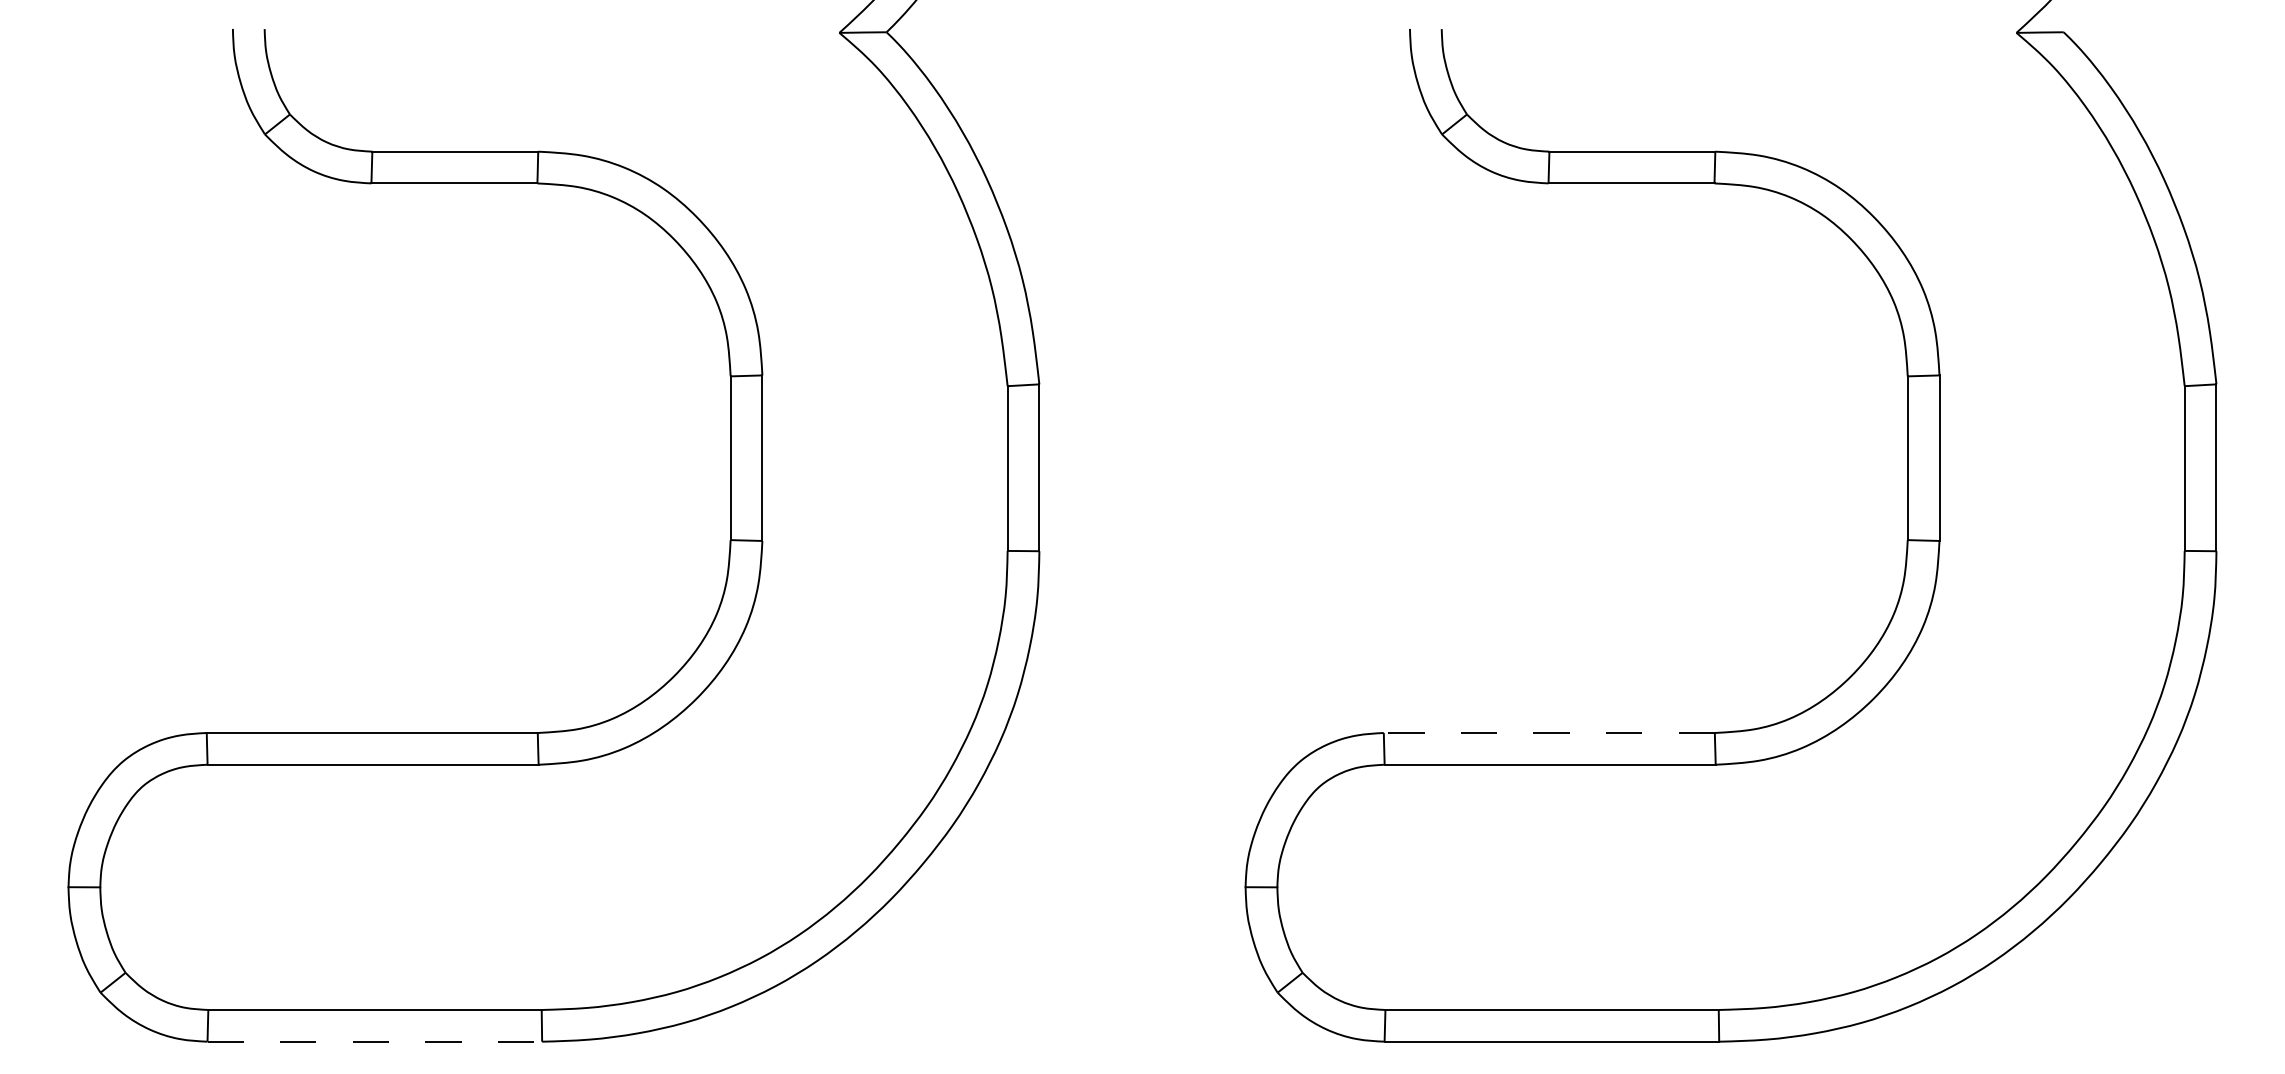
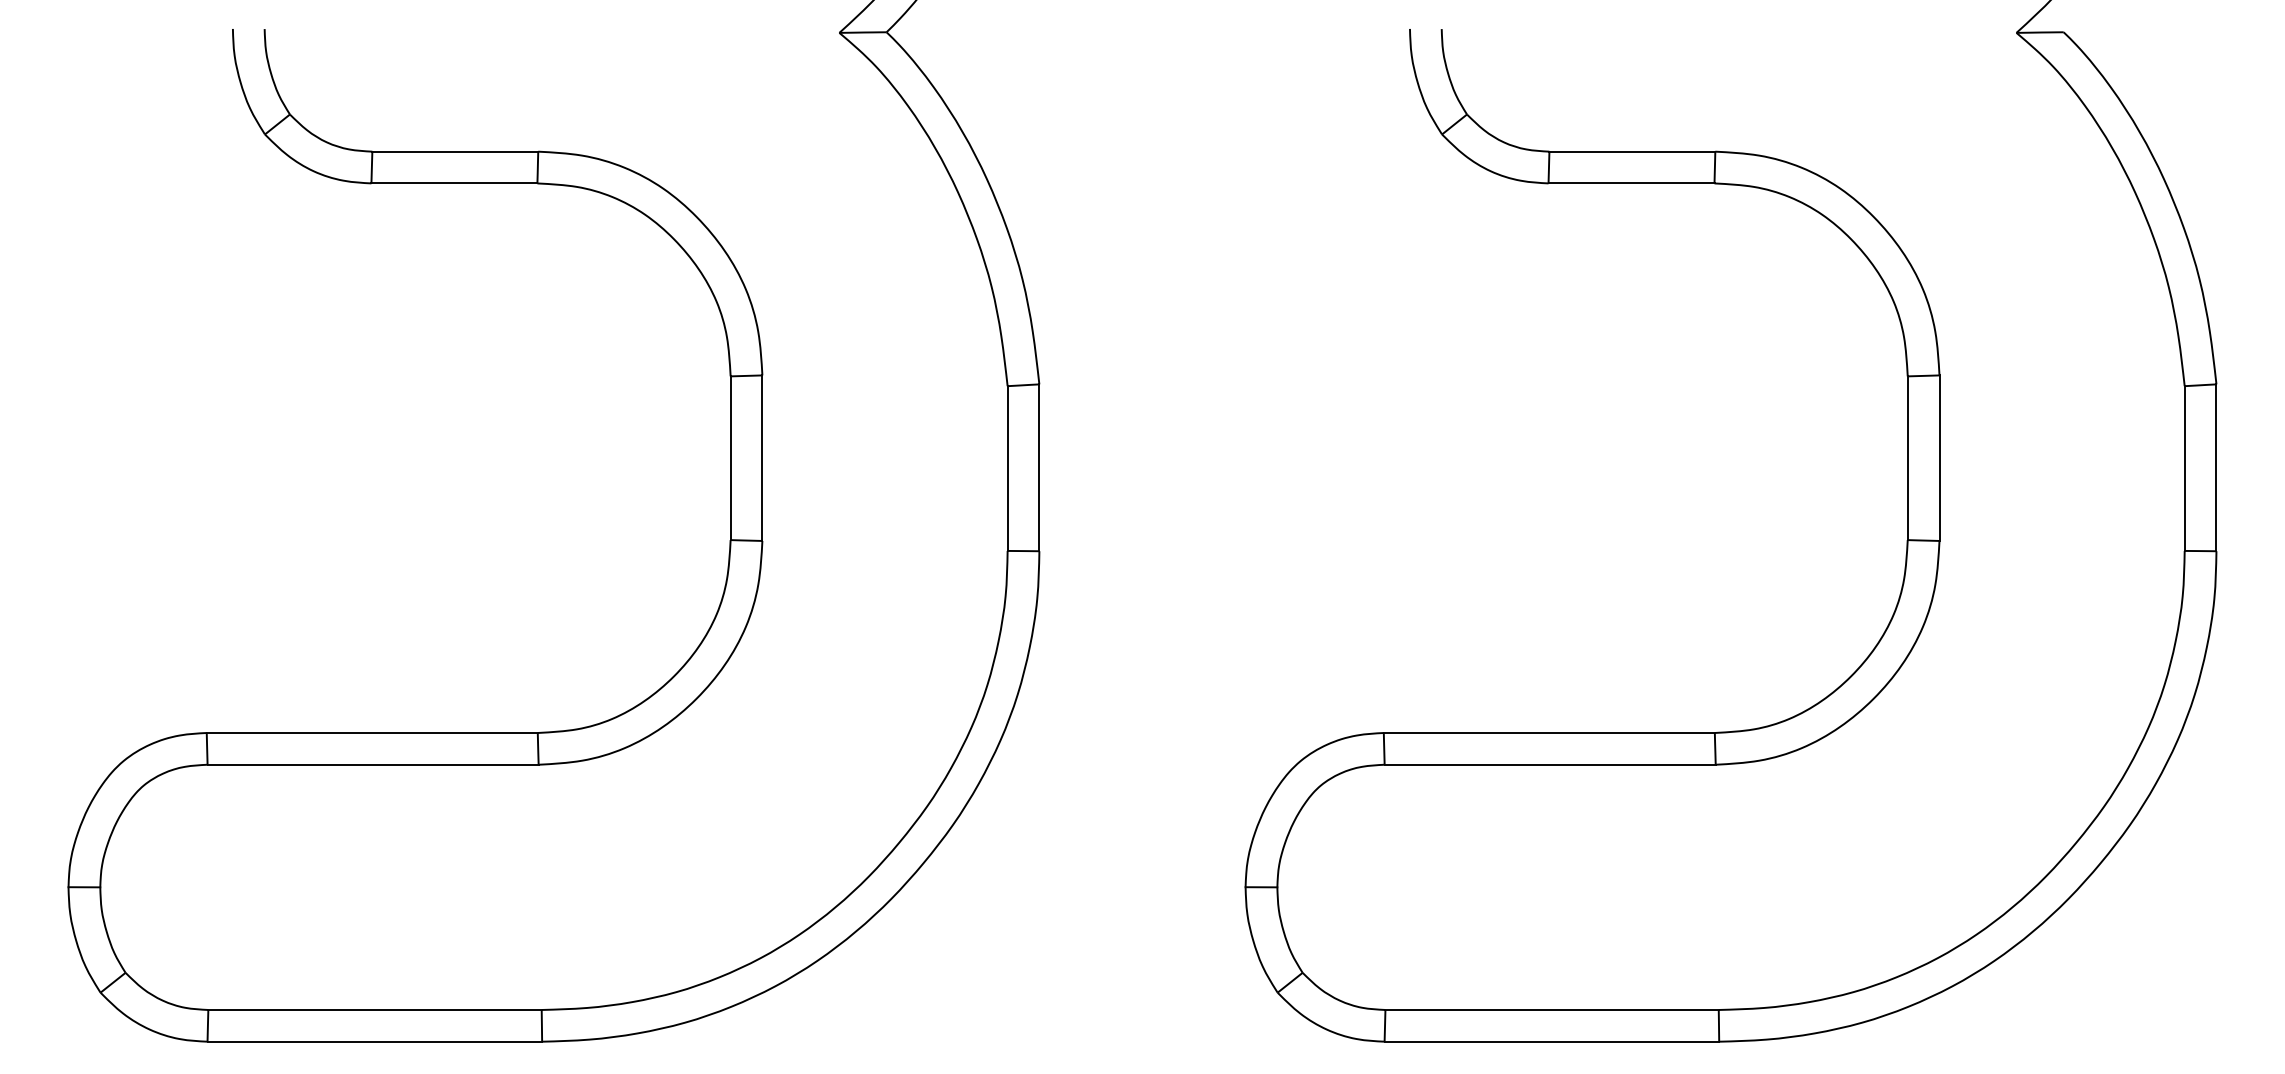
line: dashed -> solid (1549, 732)
line: dashed -> solid (375, 1041)
